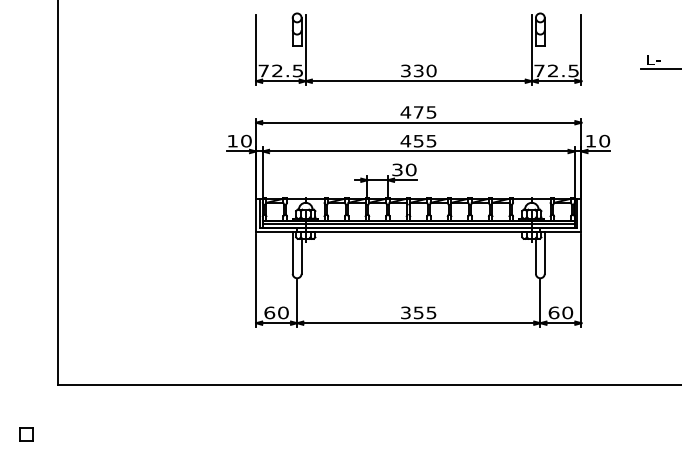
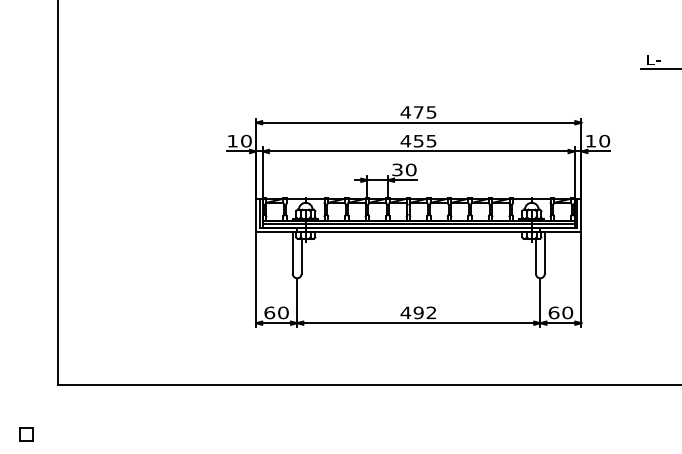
part: present -> none (418, 64)
text: 355 -> 492 (418, 312)
